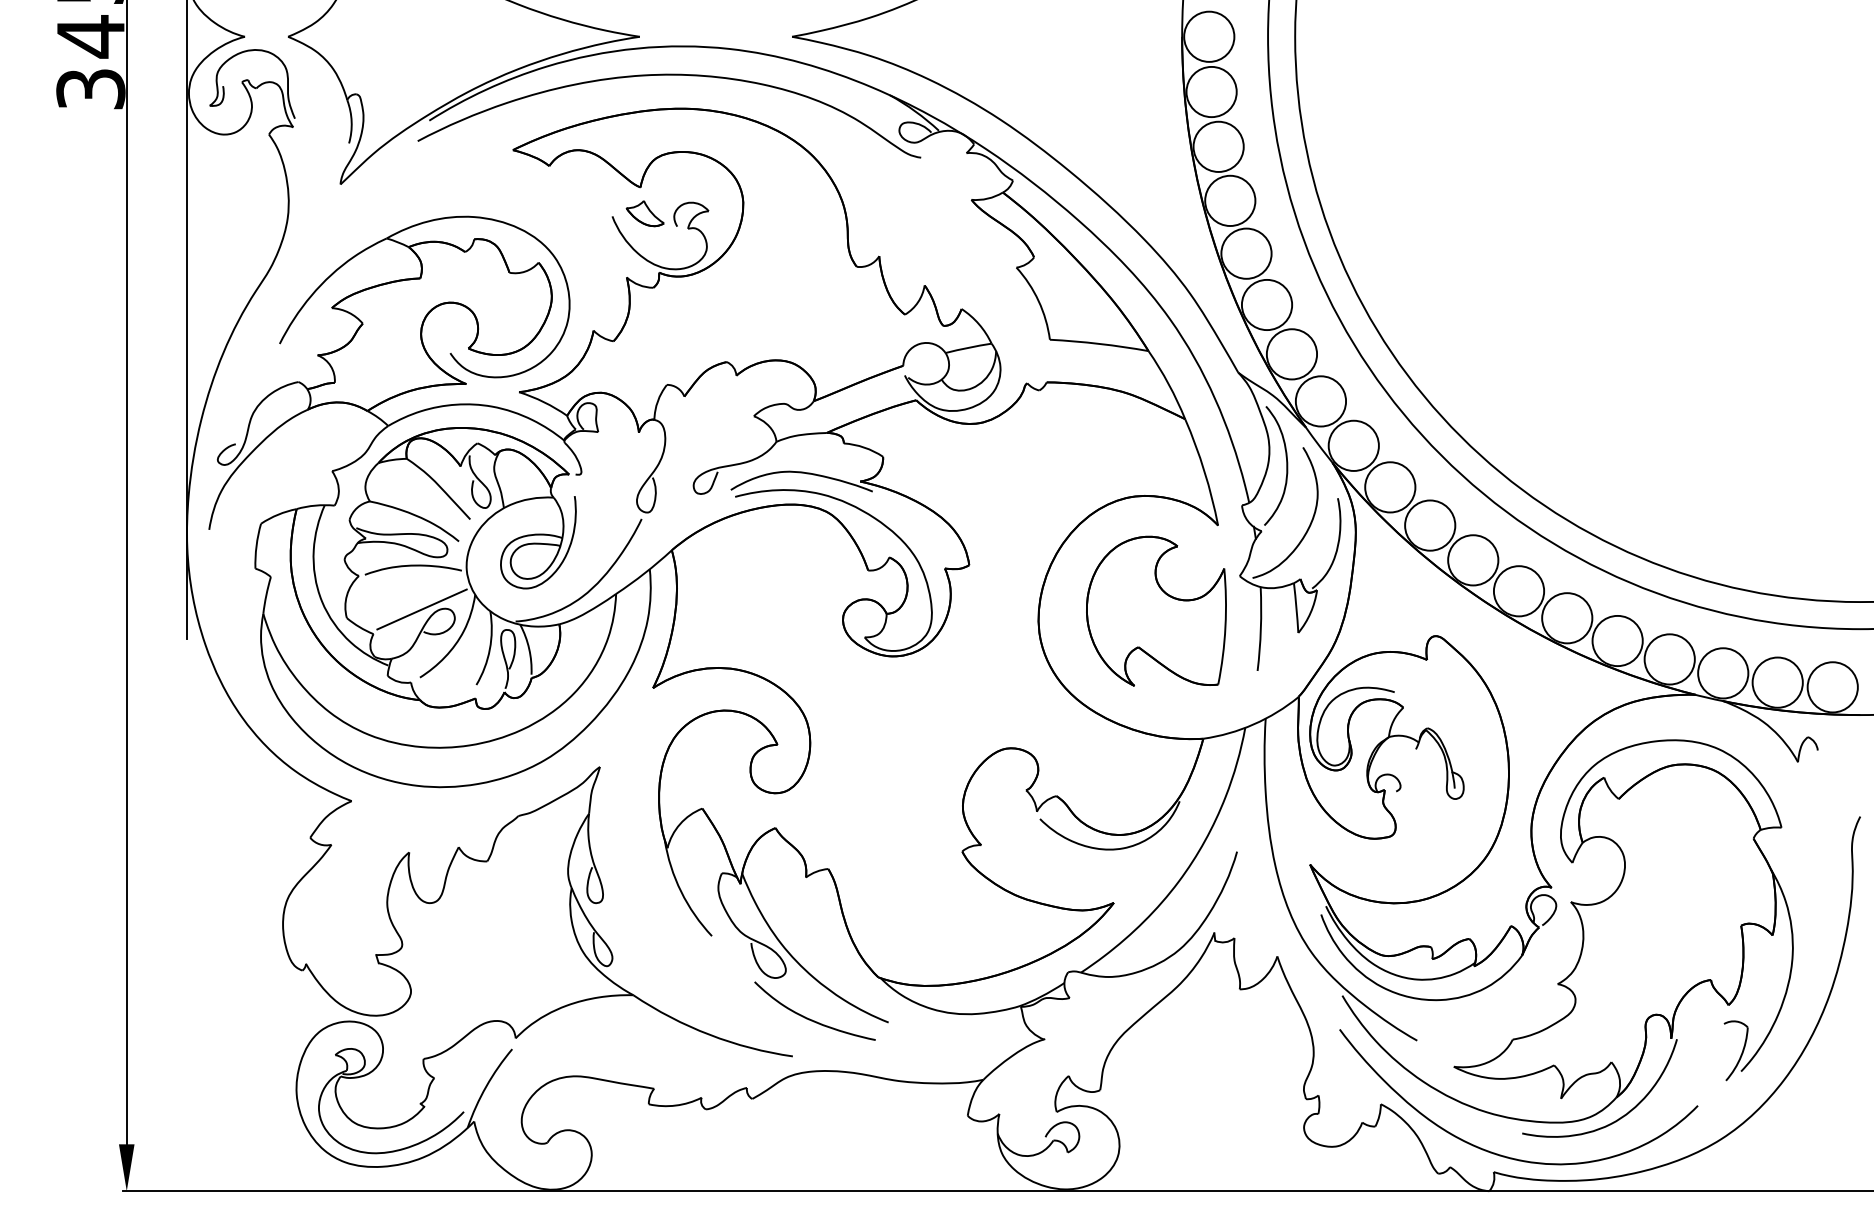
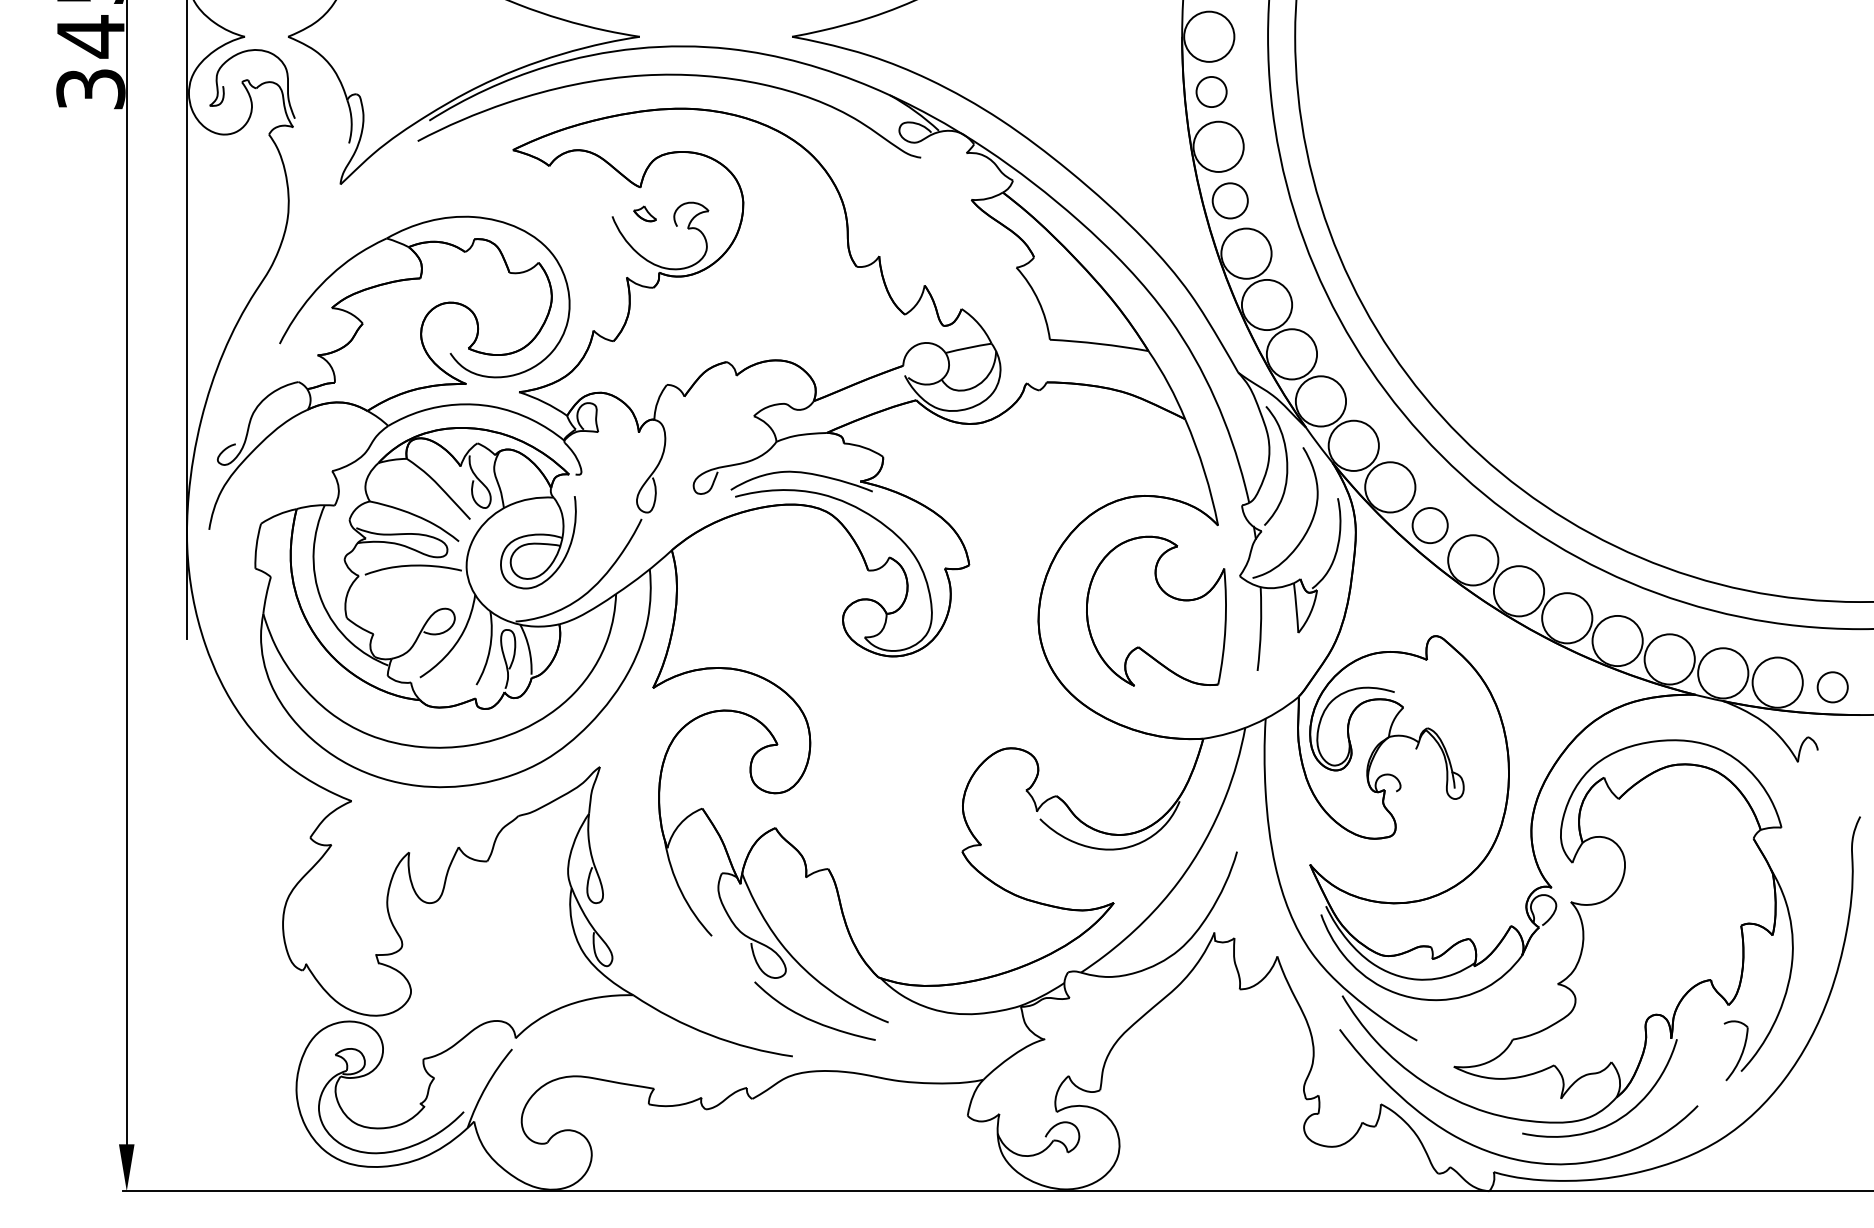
circle diameter: 50 px -> 30 px (1211, 91)
circle diameter: 50 px -> 35 px (1229, 200)
part size: 40x28 px -> 24x18 px (644, 213)
circle diameter: 50 px -> 35 px (1429, 525)
line: present -> none (421, 609)
circle diameter: 50 px -> 30 px (1832, 687)
